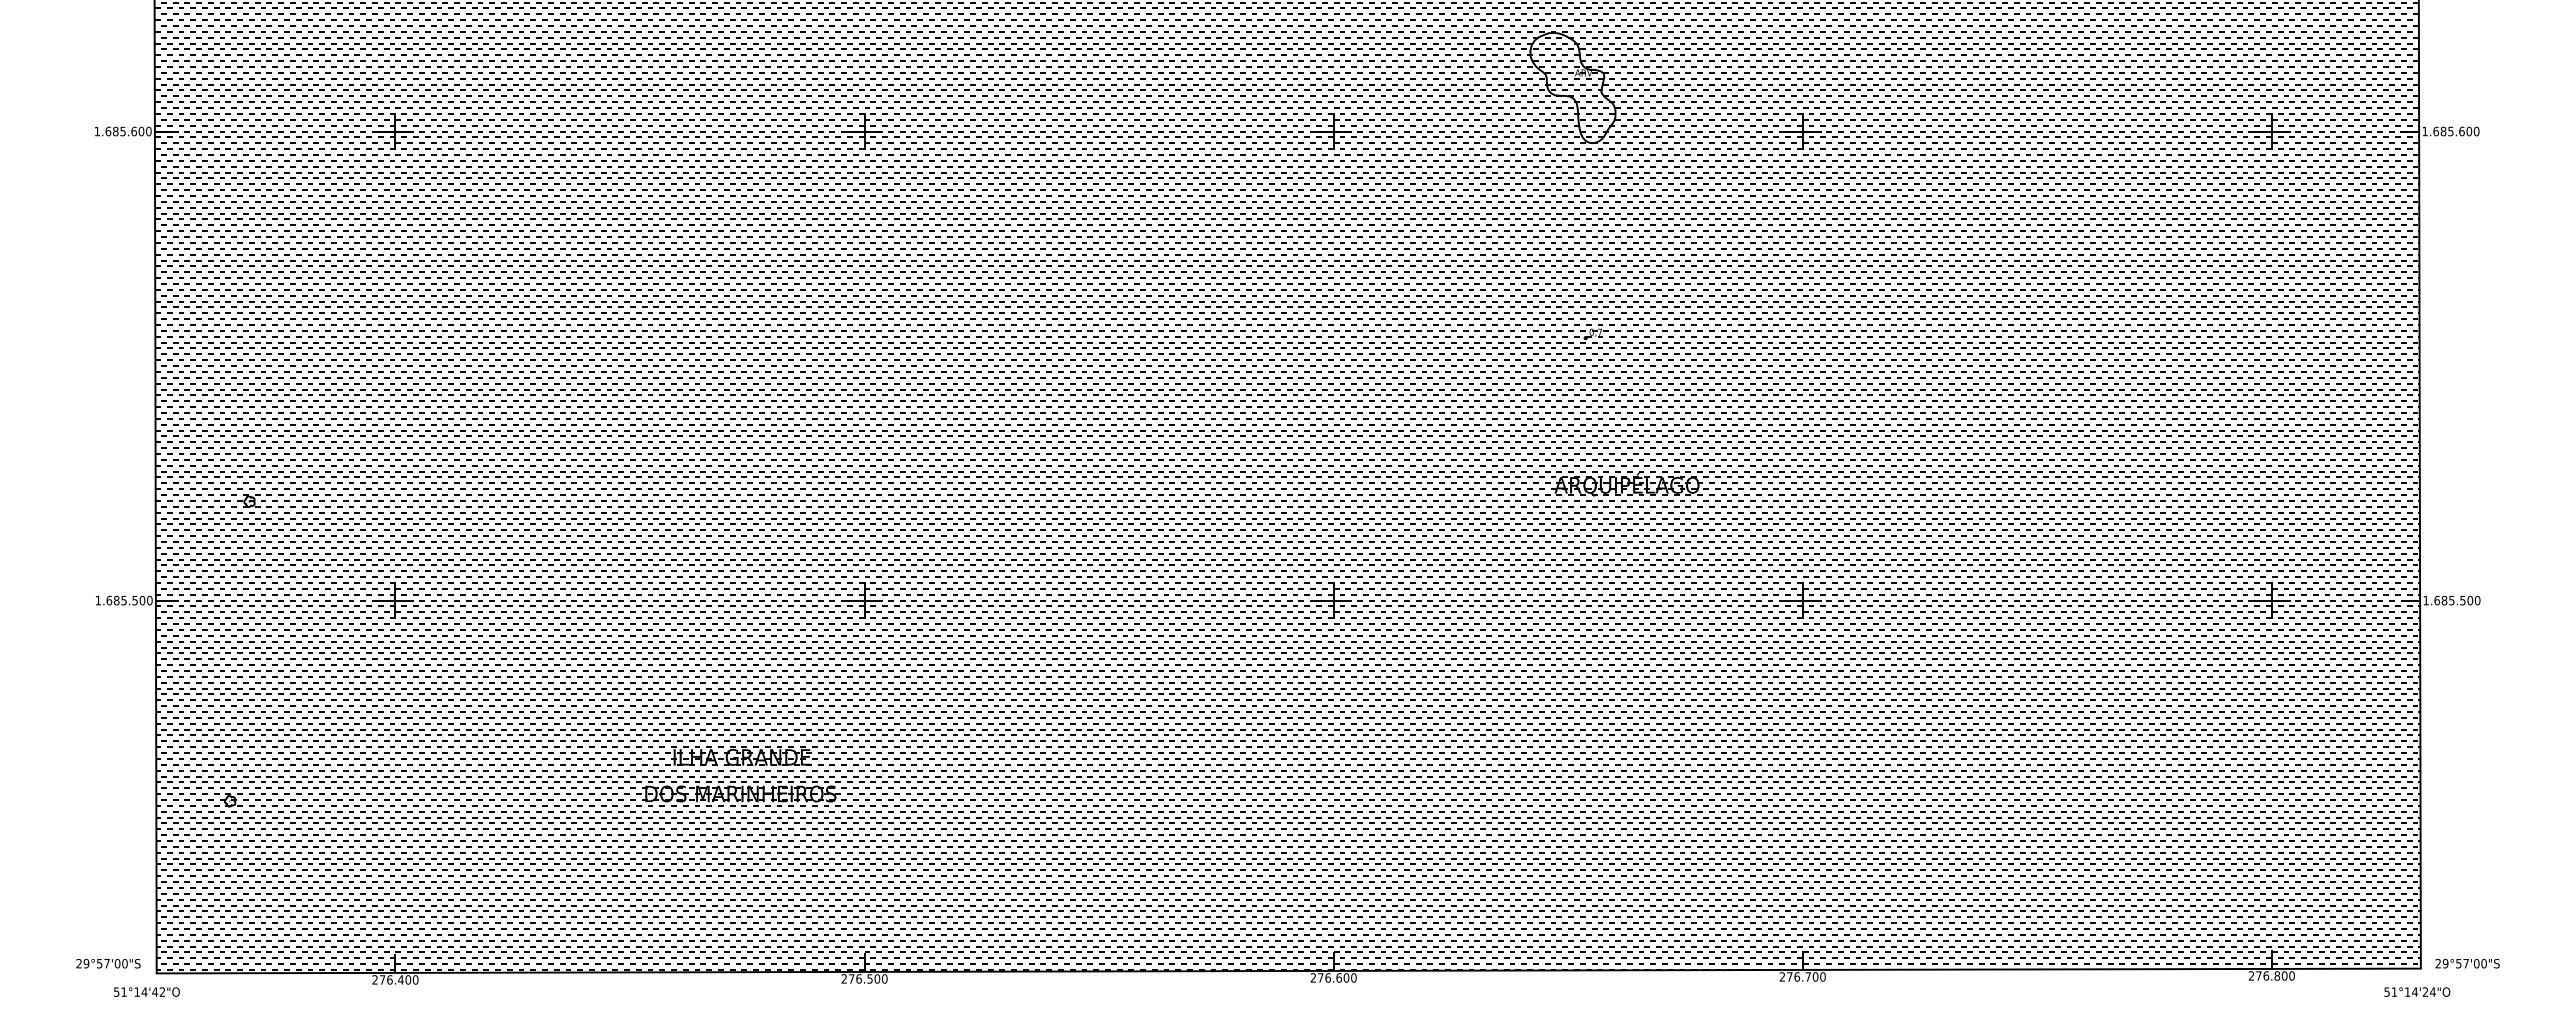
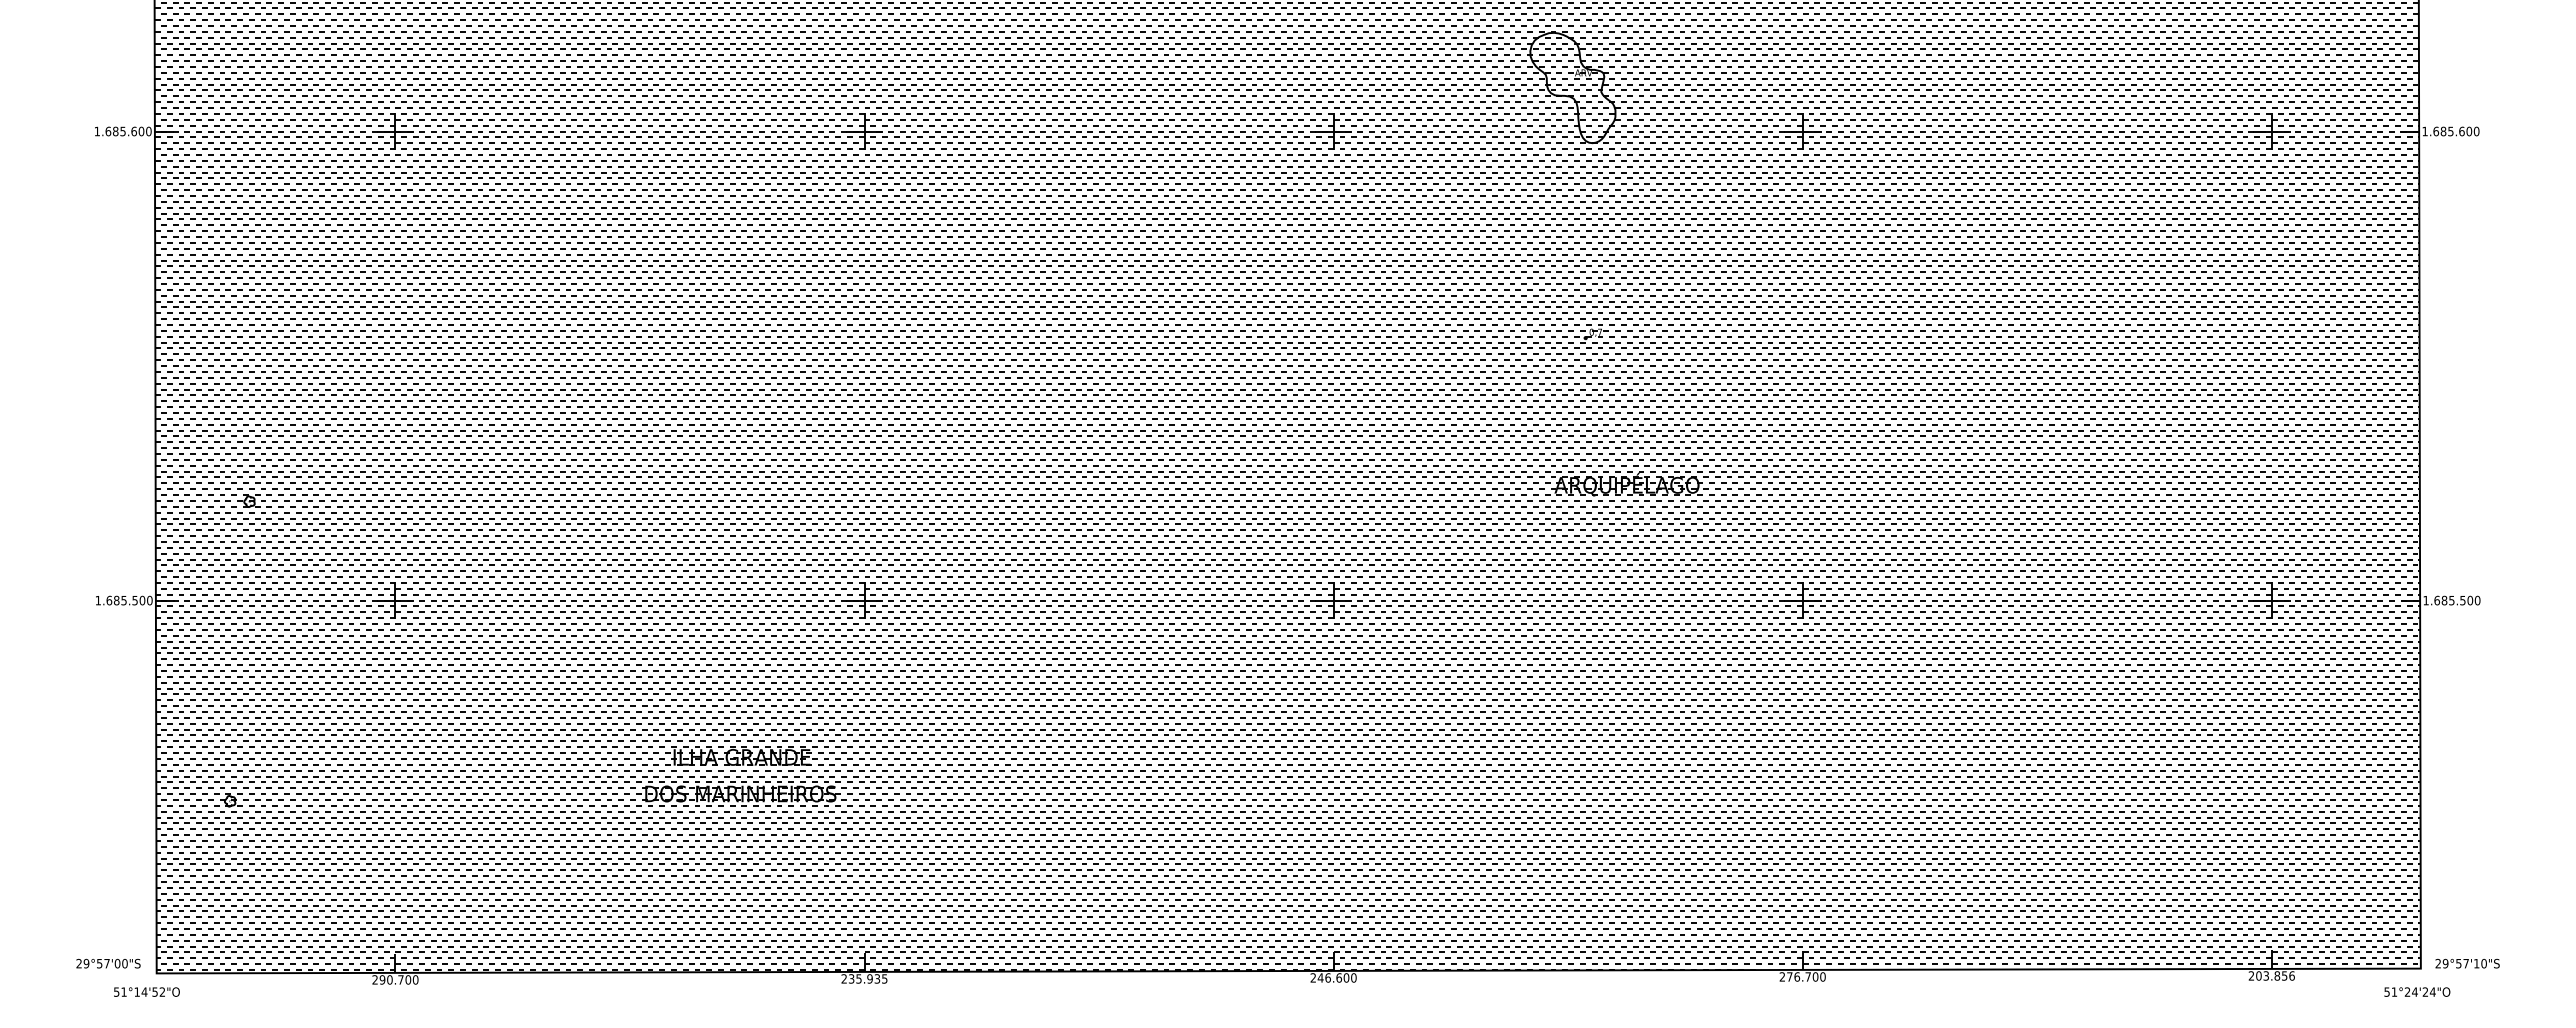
text: 29°57'00"S -> 29°57'10"S (2476, 963)
text: 276.800 -> 203.856 (2275, 975)
text: 276.600 -> 246.600 (1320, 977)
text: 276.500 -> 235.935 (867, 978)
text: 276.400 -> 290.700 (391, 979)
text: 51°14'42"O -> 51°14'52"O (155, 991)
text: 51°14'24"O -> 51°24'24"O (2406, 991)
